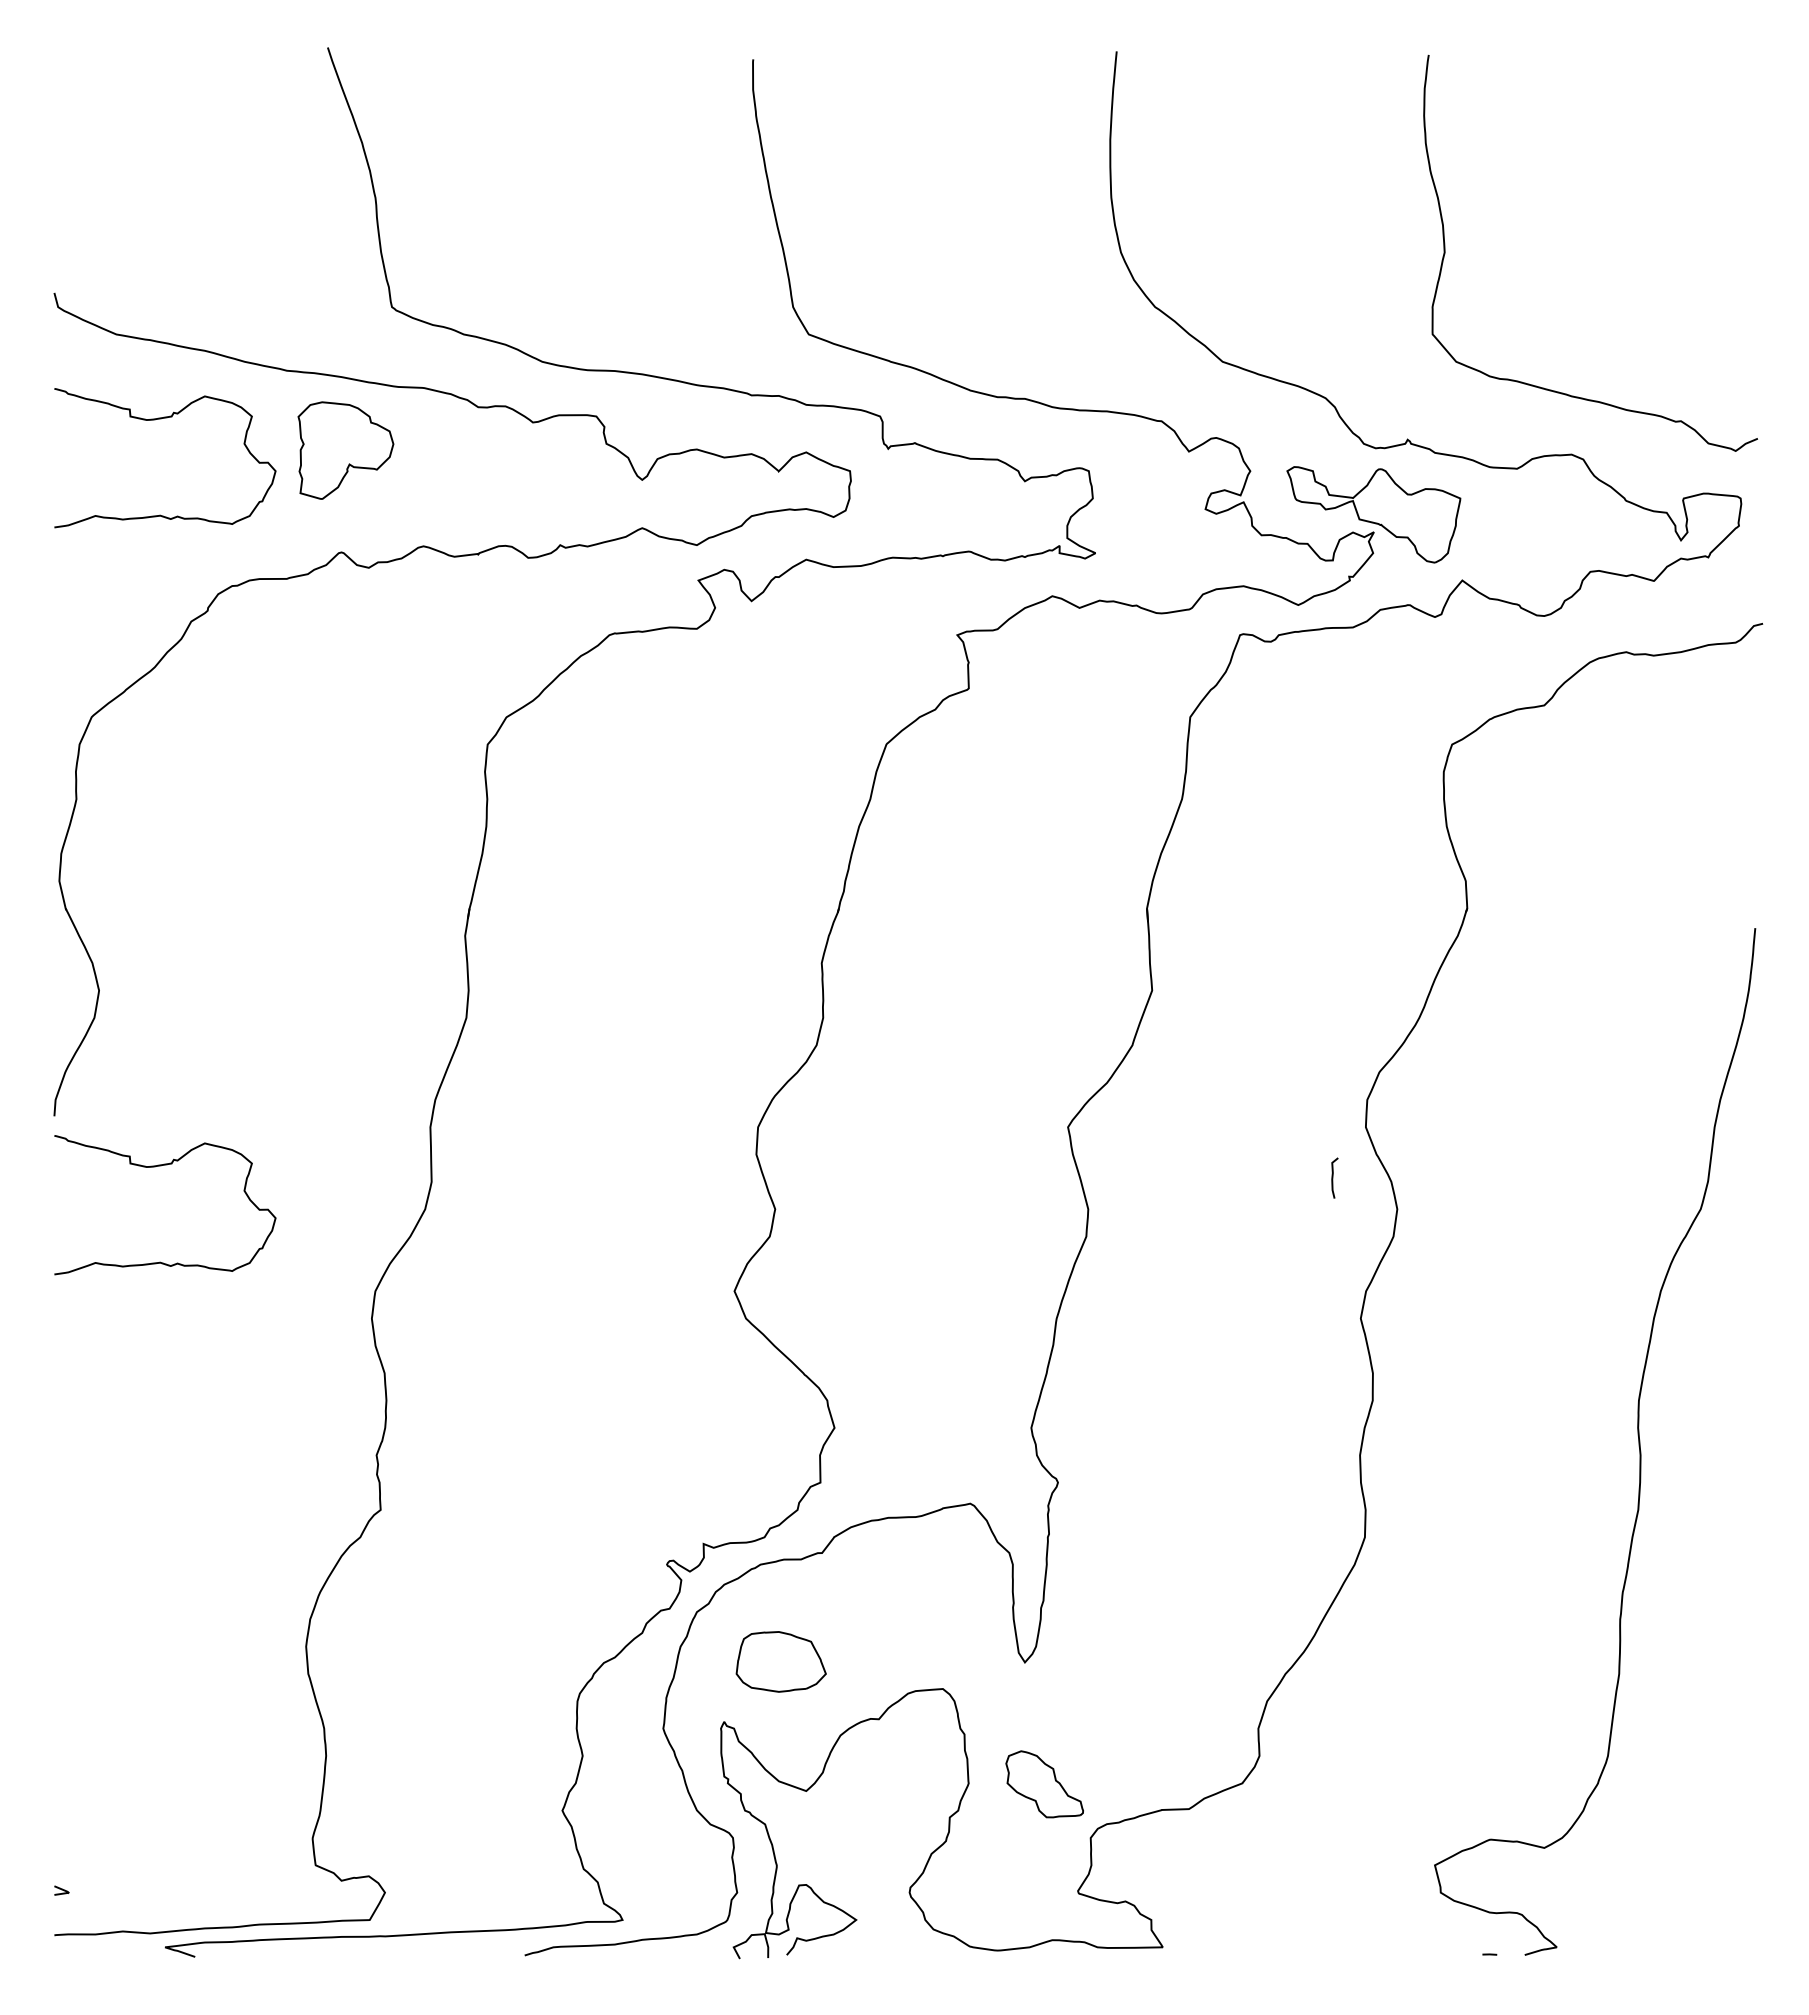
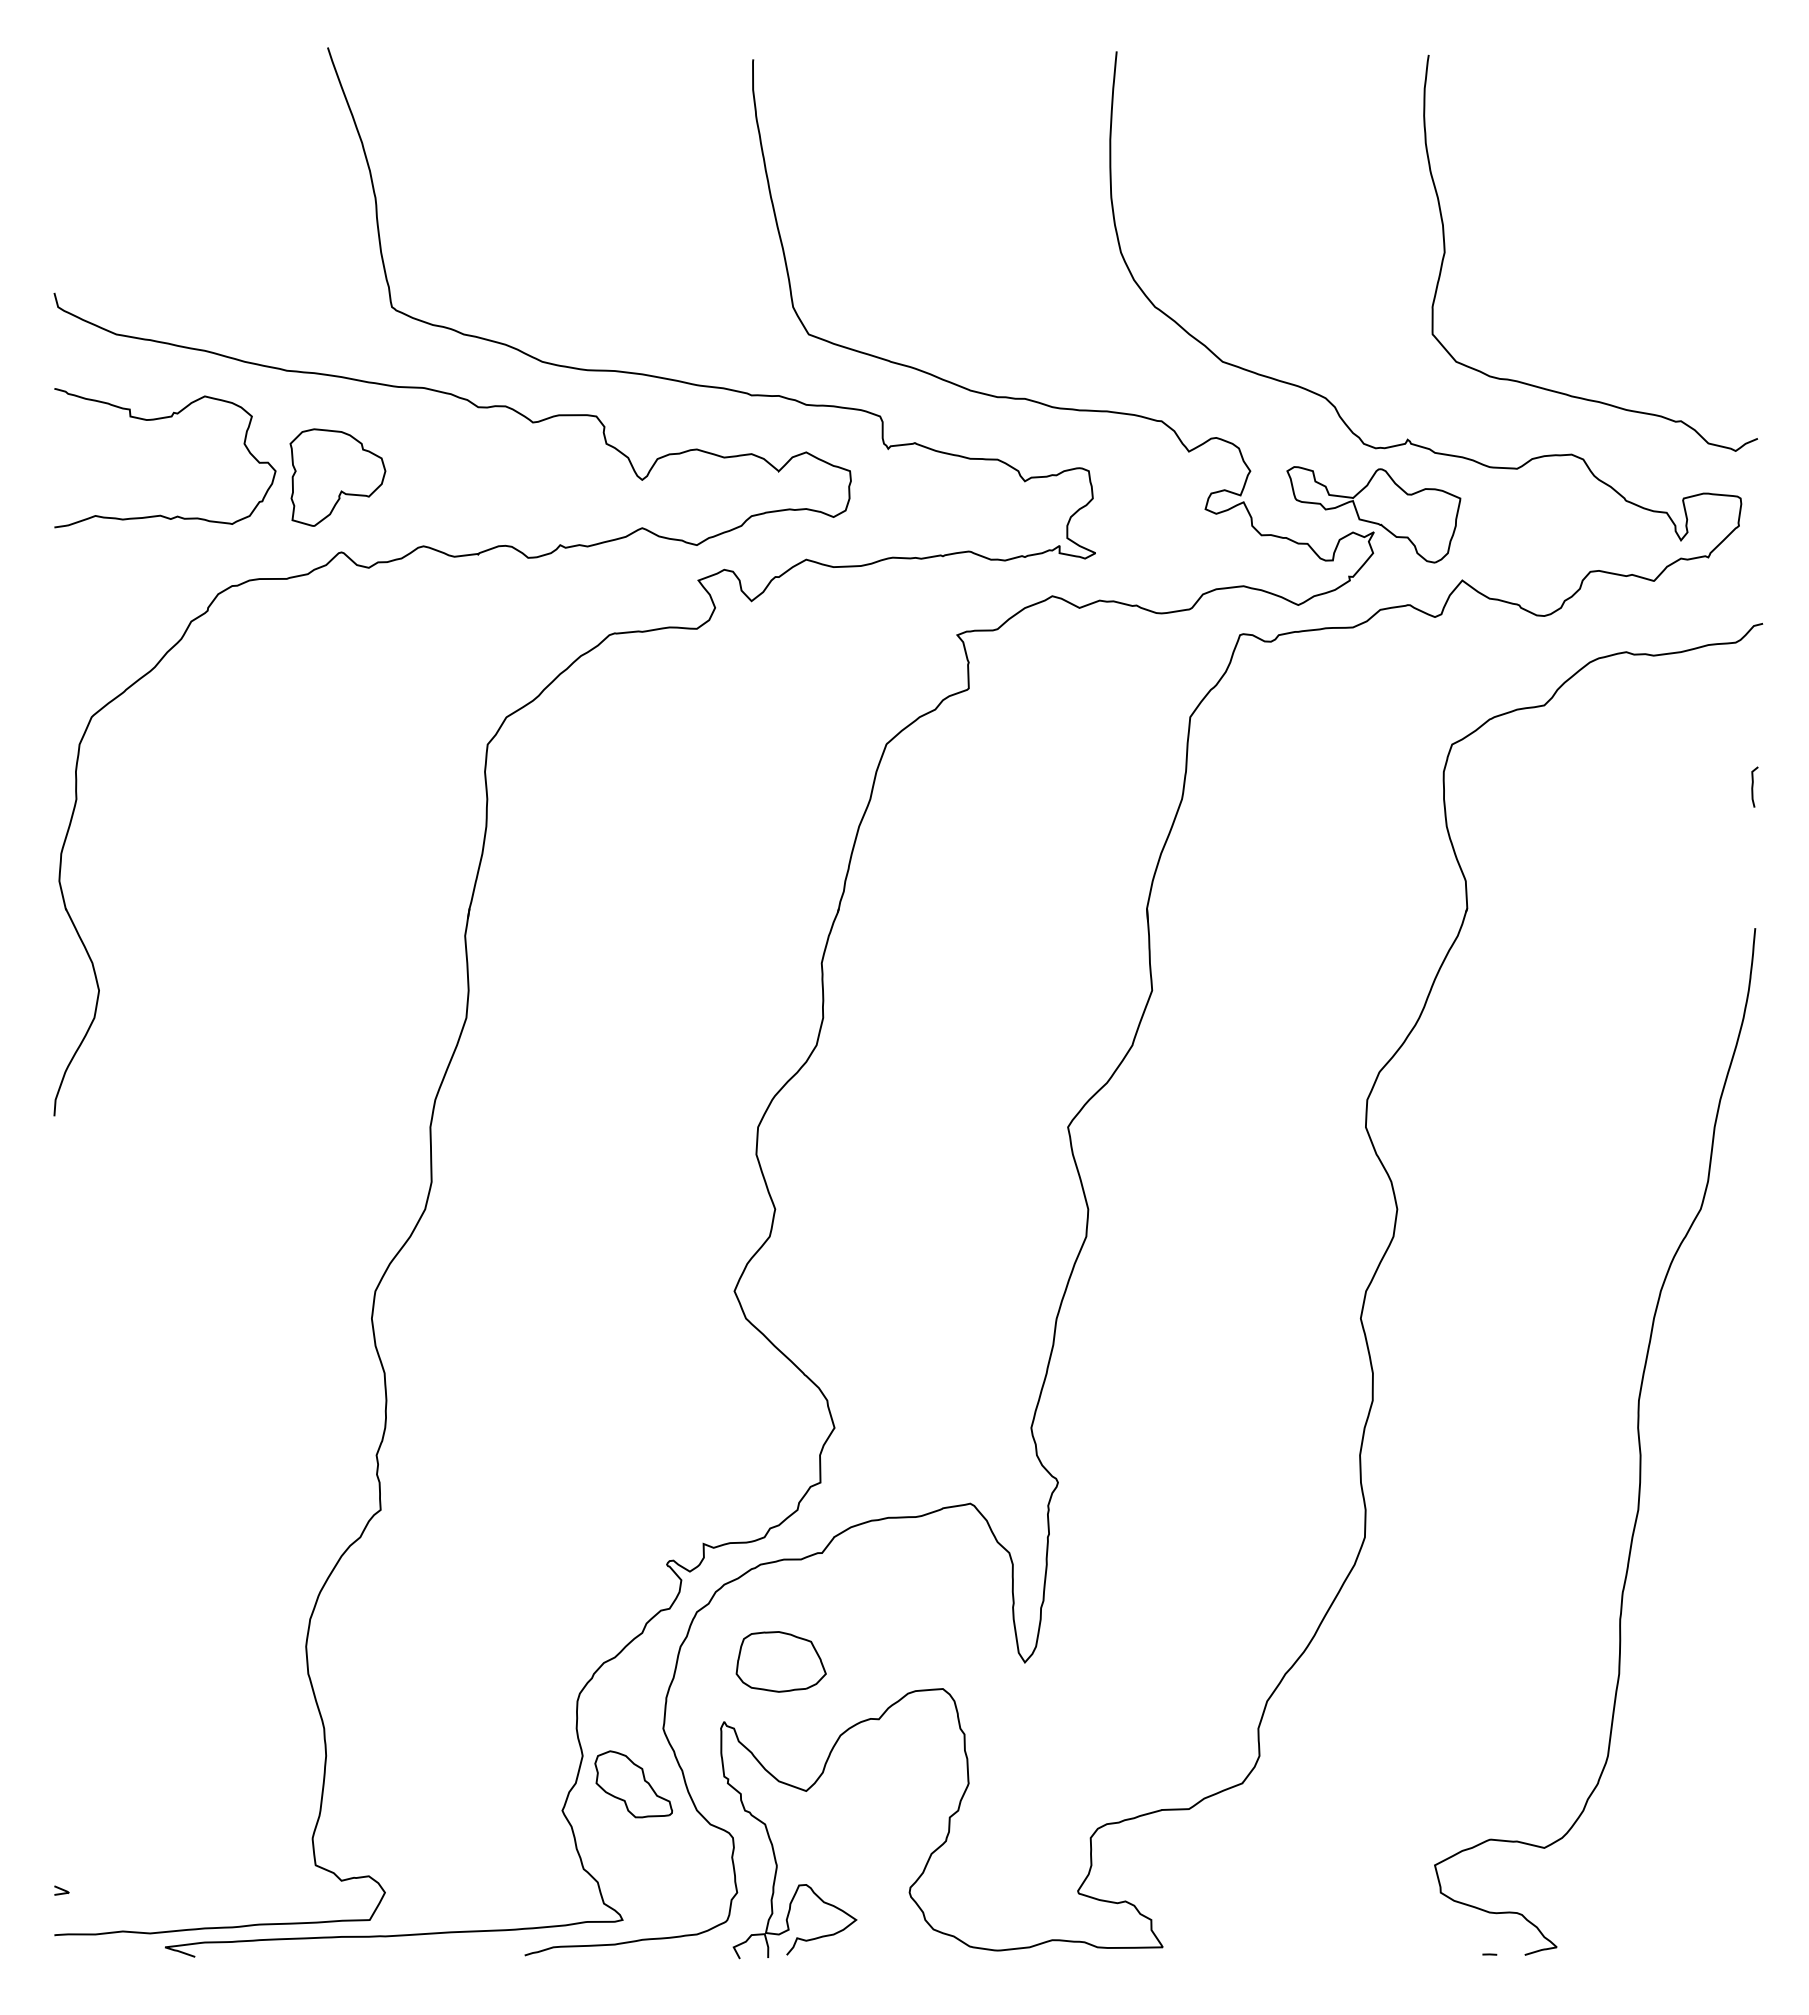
part position: (345, 450) -> (337, 477) (337, 477)
curve: present -> none (161, 1166)
curve position: (1333, 1177) -> (1753, 786) (1753, 786)
part position: (1044, 1784) -> (633, 1784) (633, 1784)
